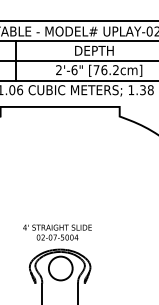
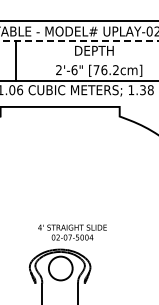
line: solid -> dashed (79, 41)
line: present -> none (78, 60)
text position: (57, 232) -> (72, 232) (72, 232)
